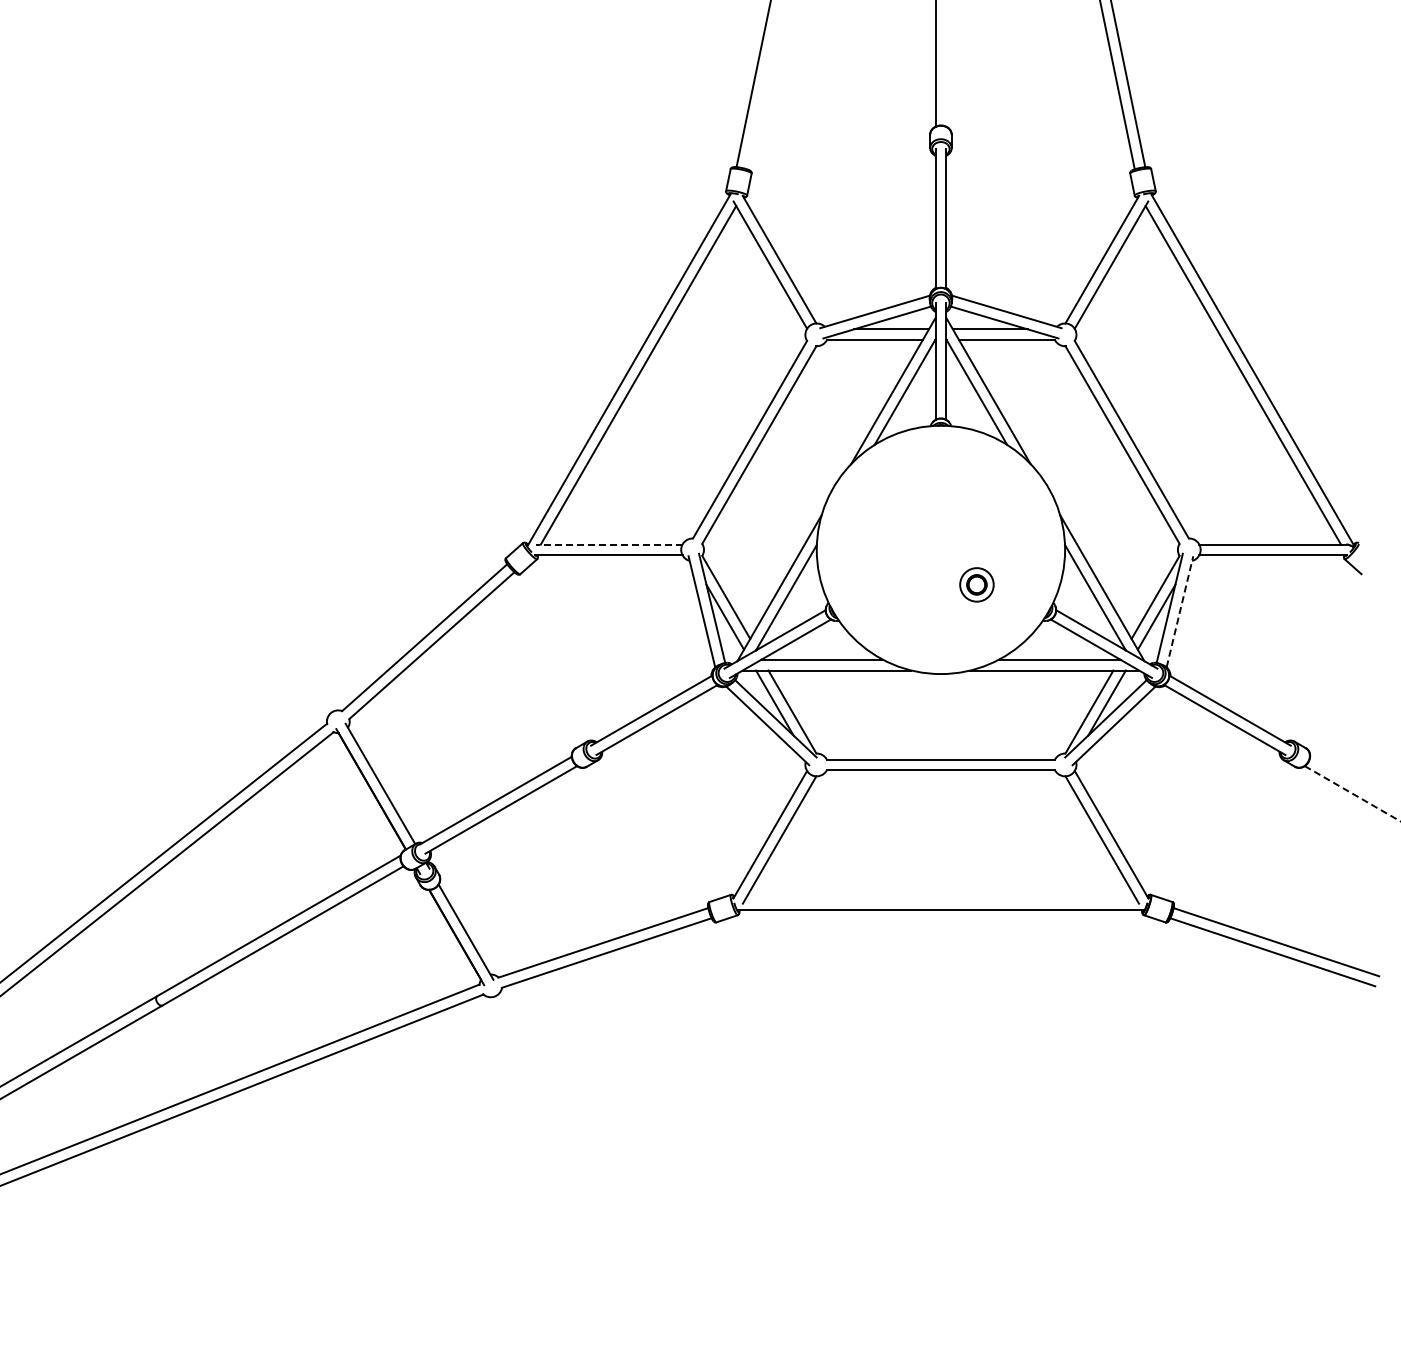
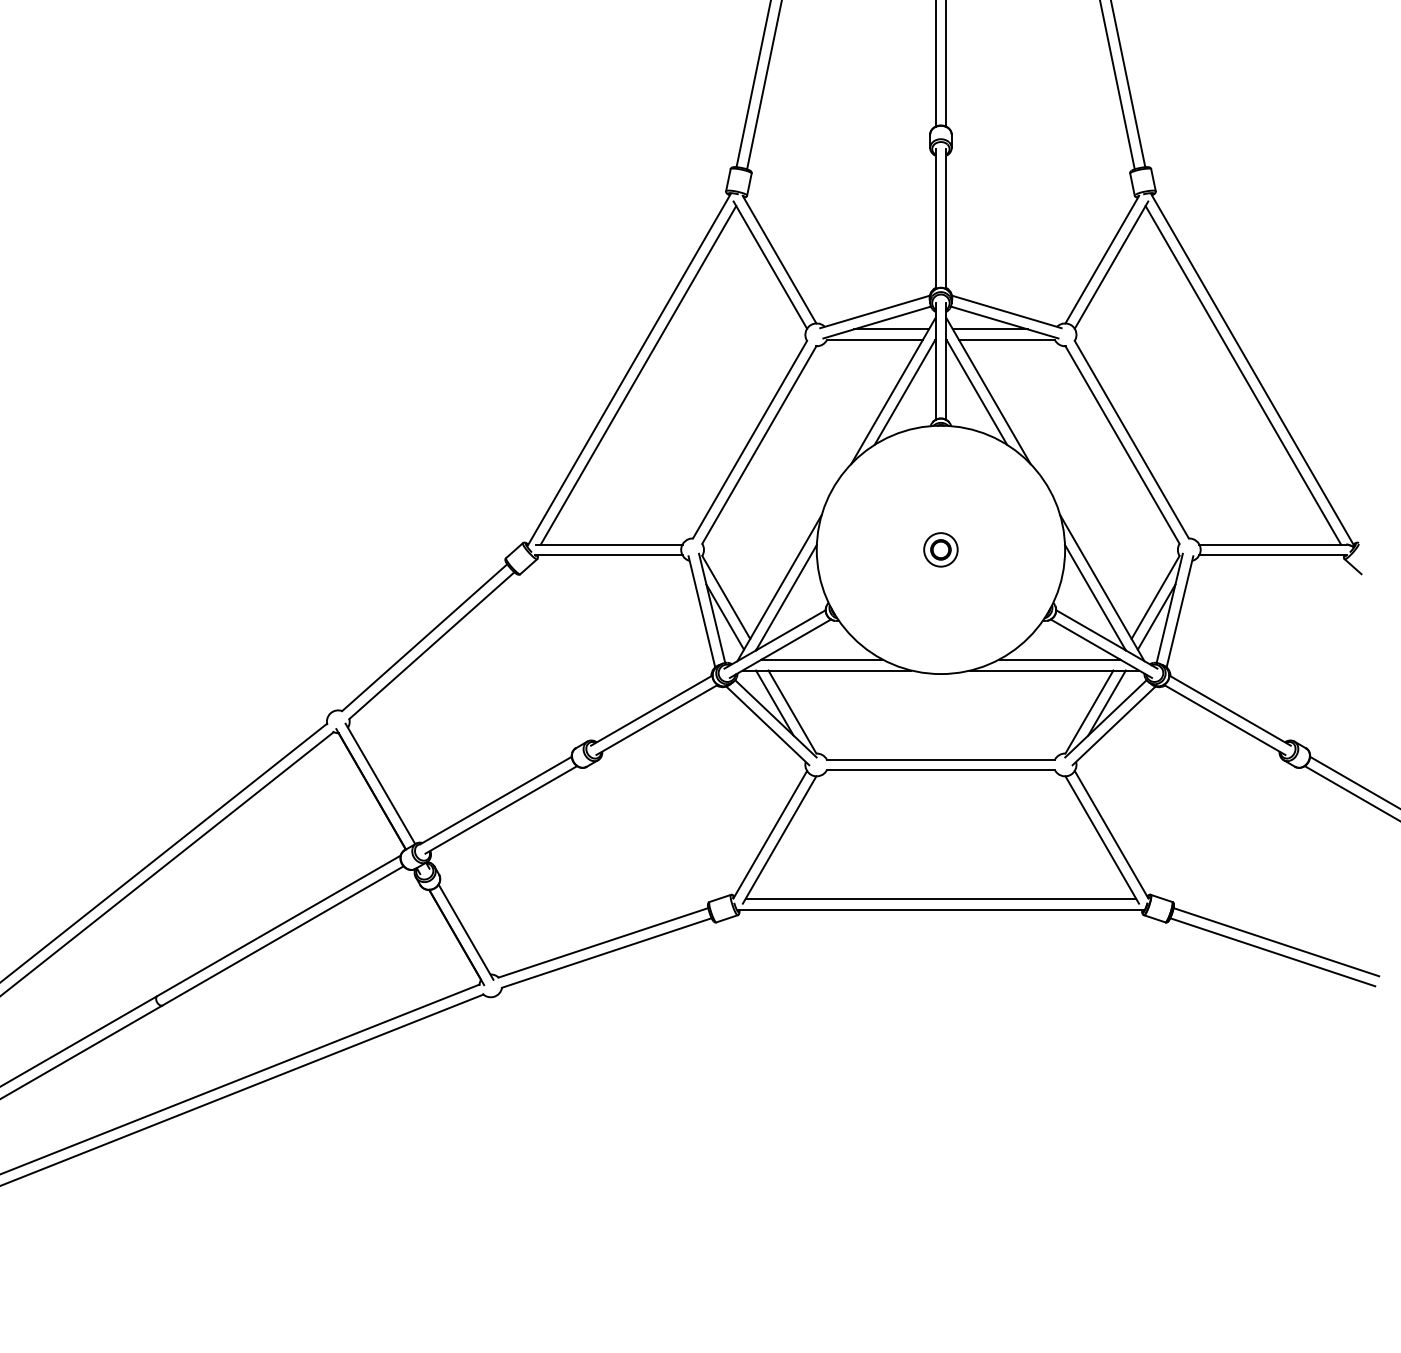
line: none -> present (946, 64)
line: none -> present (764, 85)
line: dashed -> solid (608, 544)
part position: (976, 584) -> (940, 549) (940, 549)
line: dashed -> solid (1180, 611)
line: none -> present (1353, 781)
line: dashed -> solid (1352, 793)
line: none -> present (940, 899)
